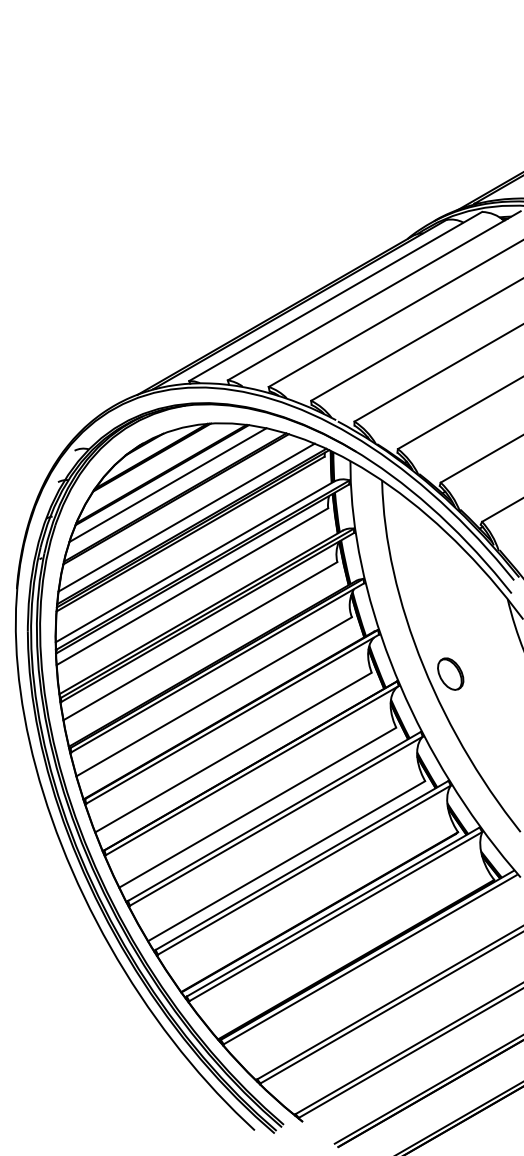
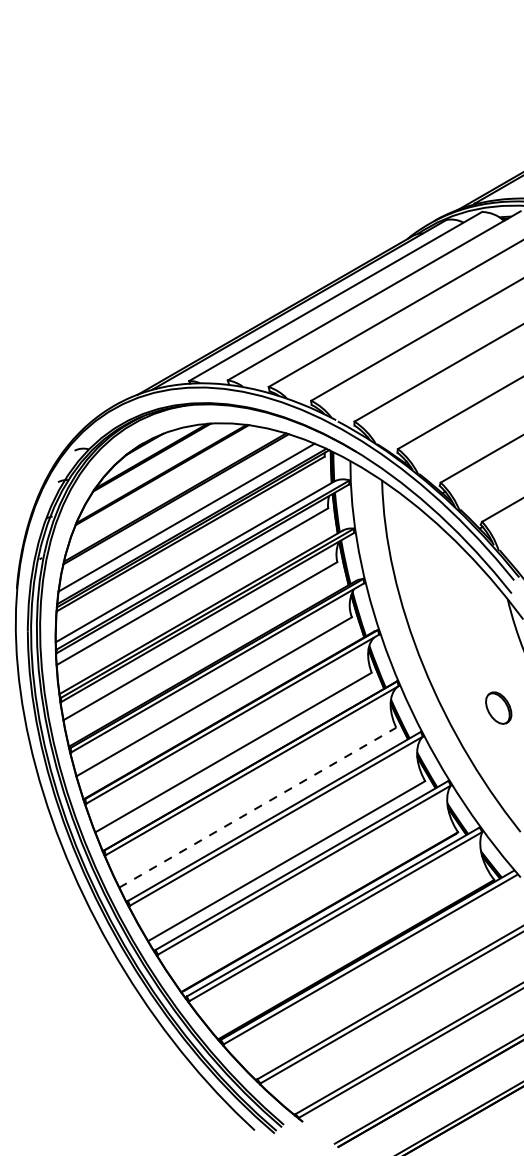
line: present -> none (167, 485)
part position: (450, 673) -> (498, 707) (498, 707)
line: solid -> dashed (257, 807)
